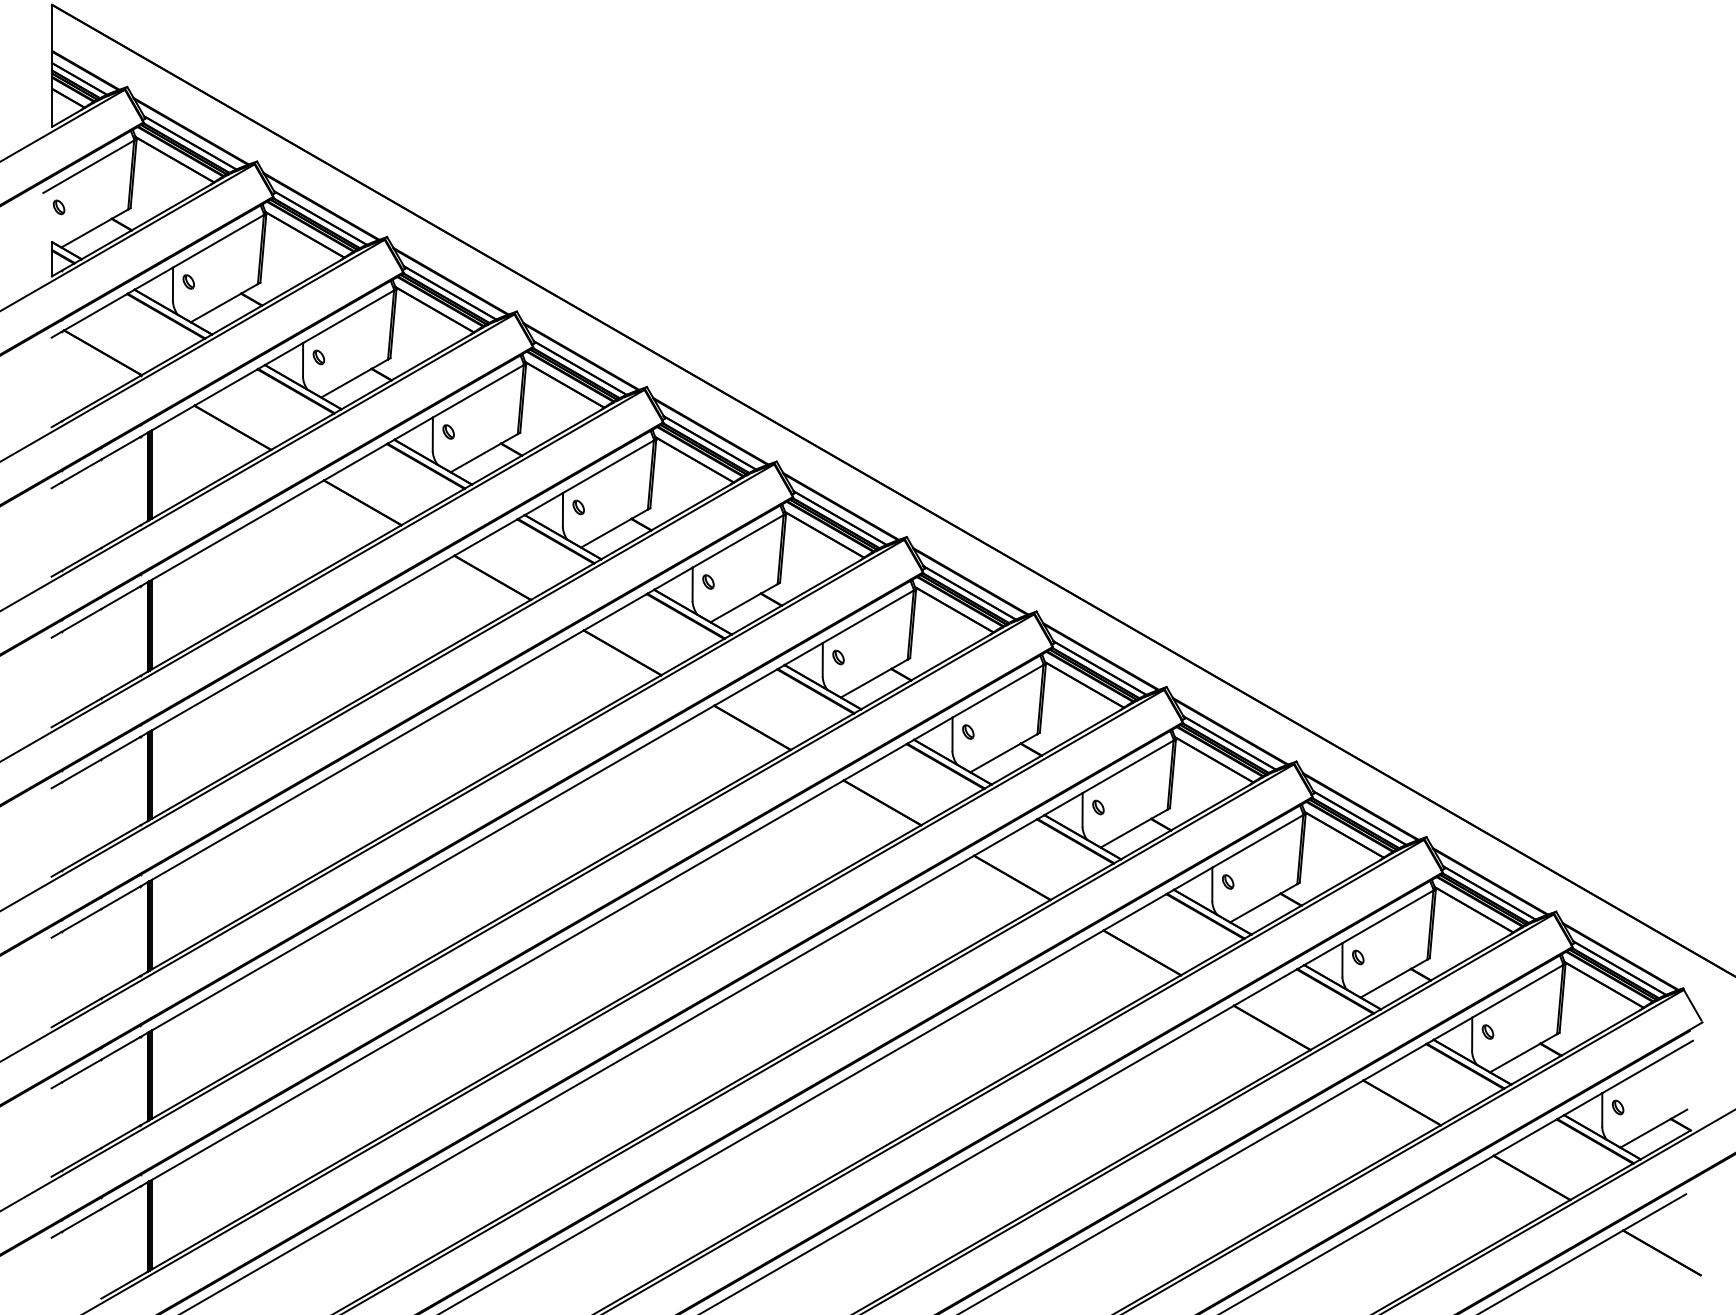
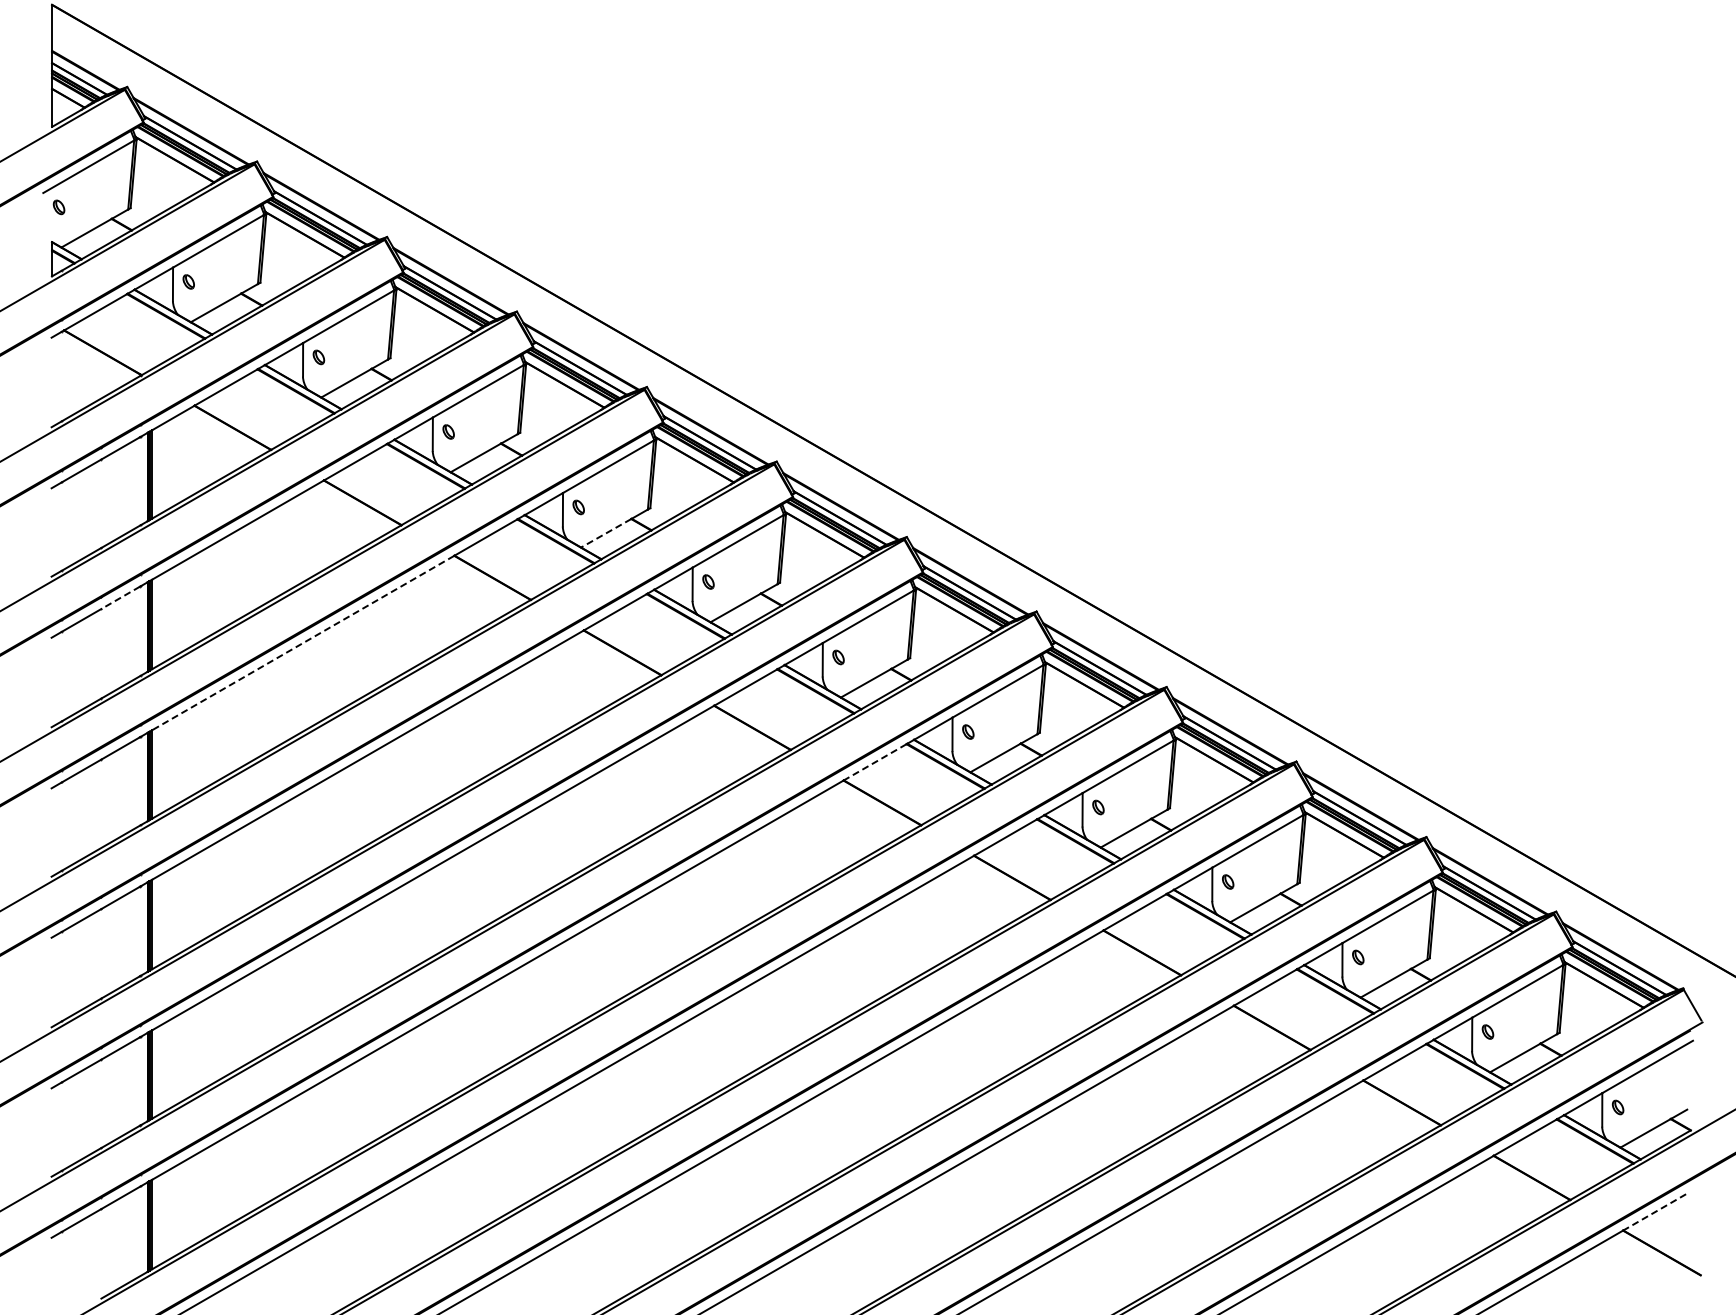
line: solid -> dashed (606, 533)
line: solid -> dashed (120, 598)
line: solid -> dashed (302, 643)
line: solid -> dashed (874, 762)
line: solid -> dashed (1654, 1212)
